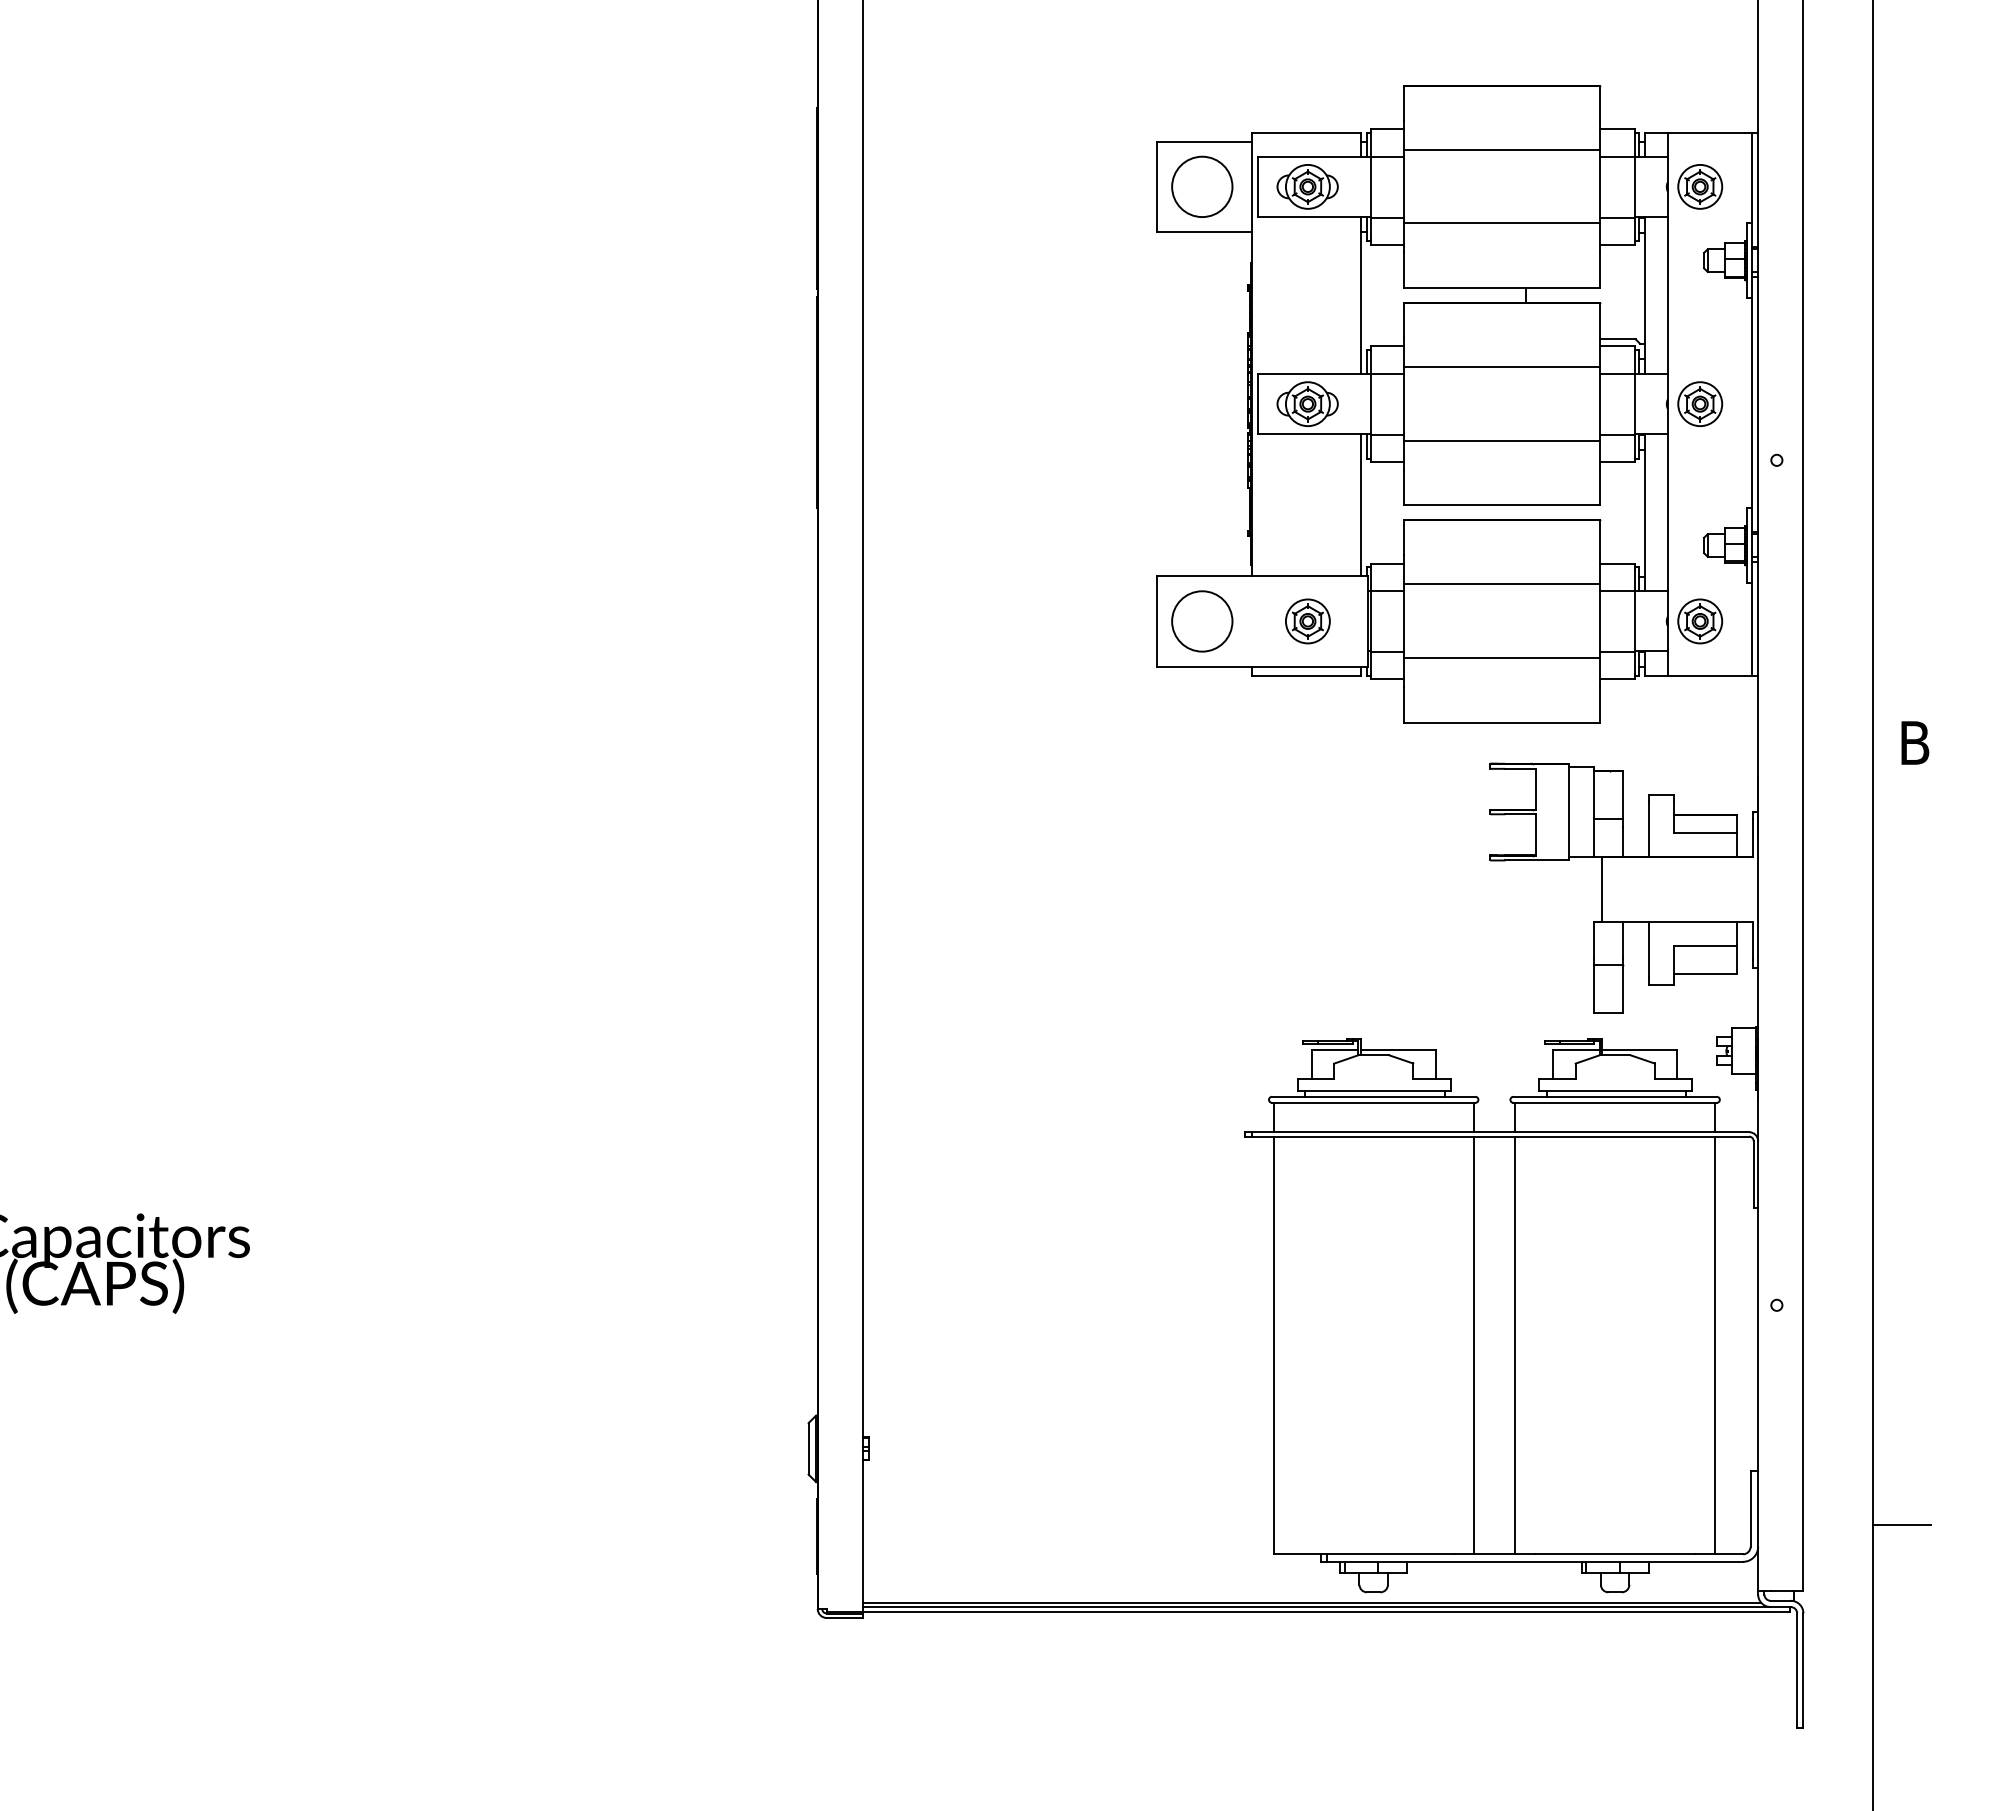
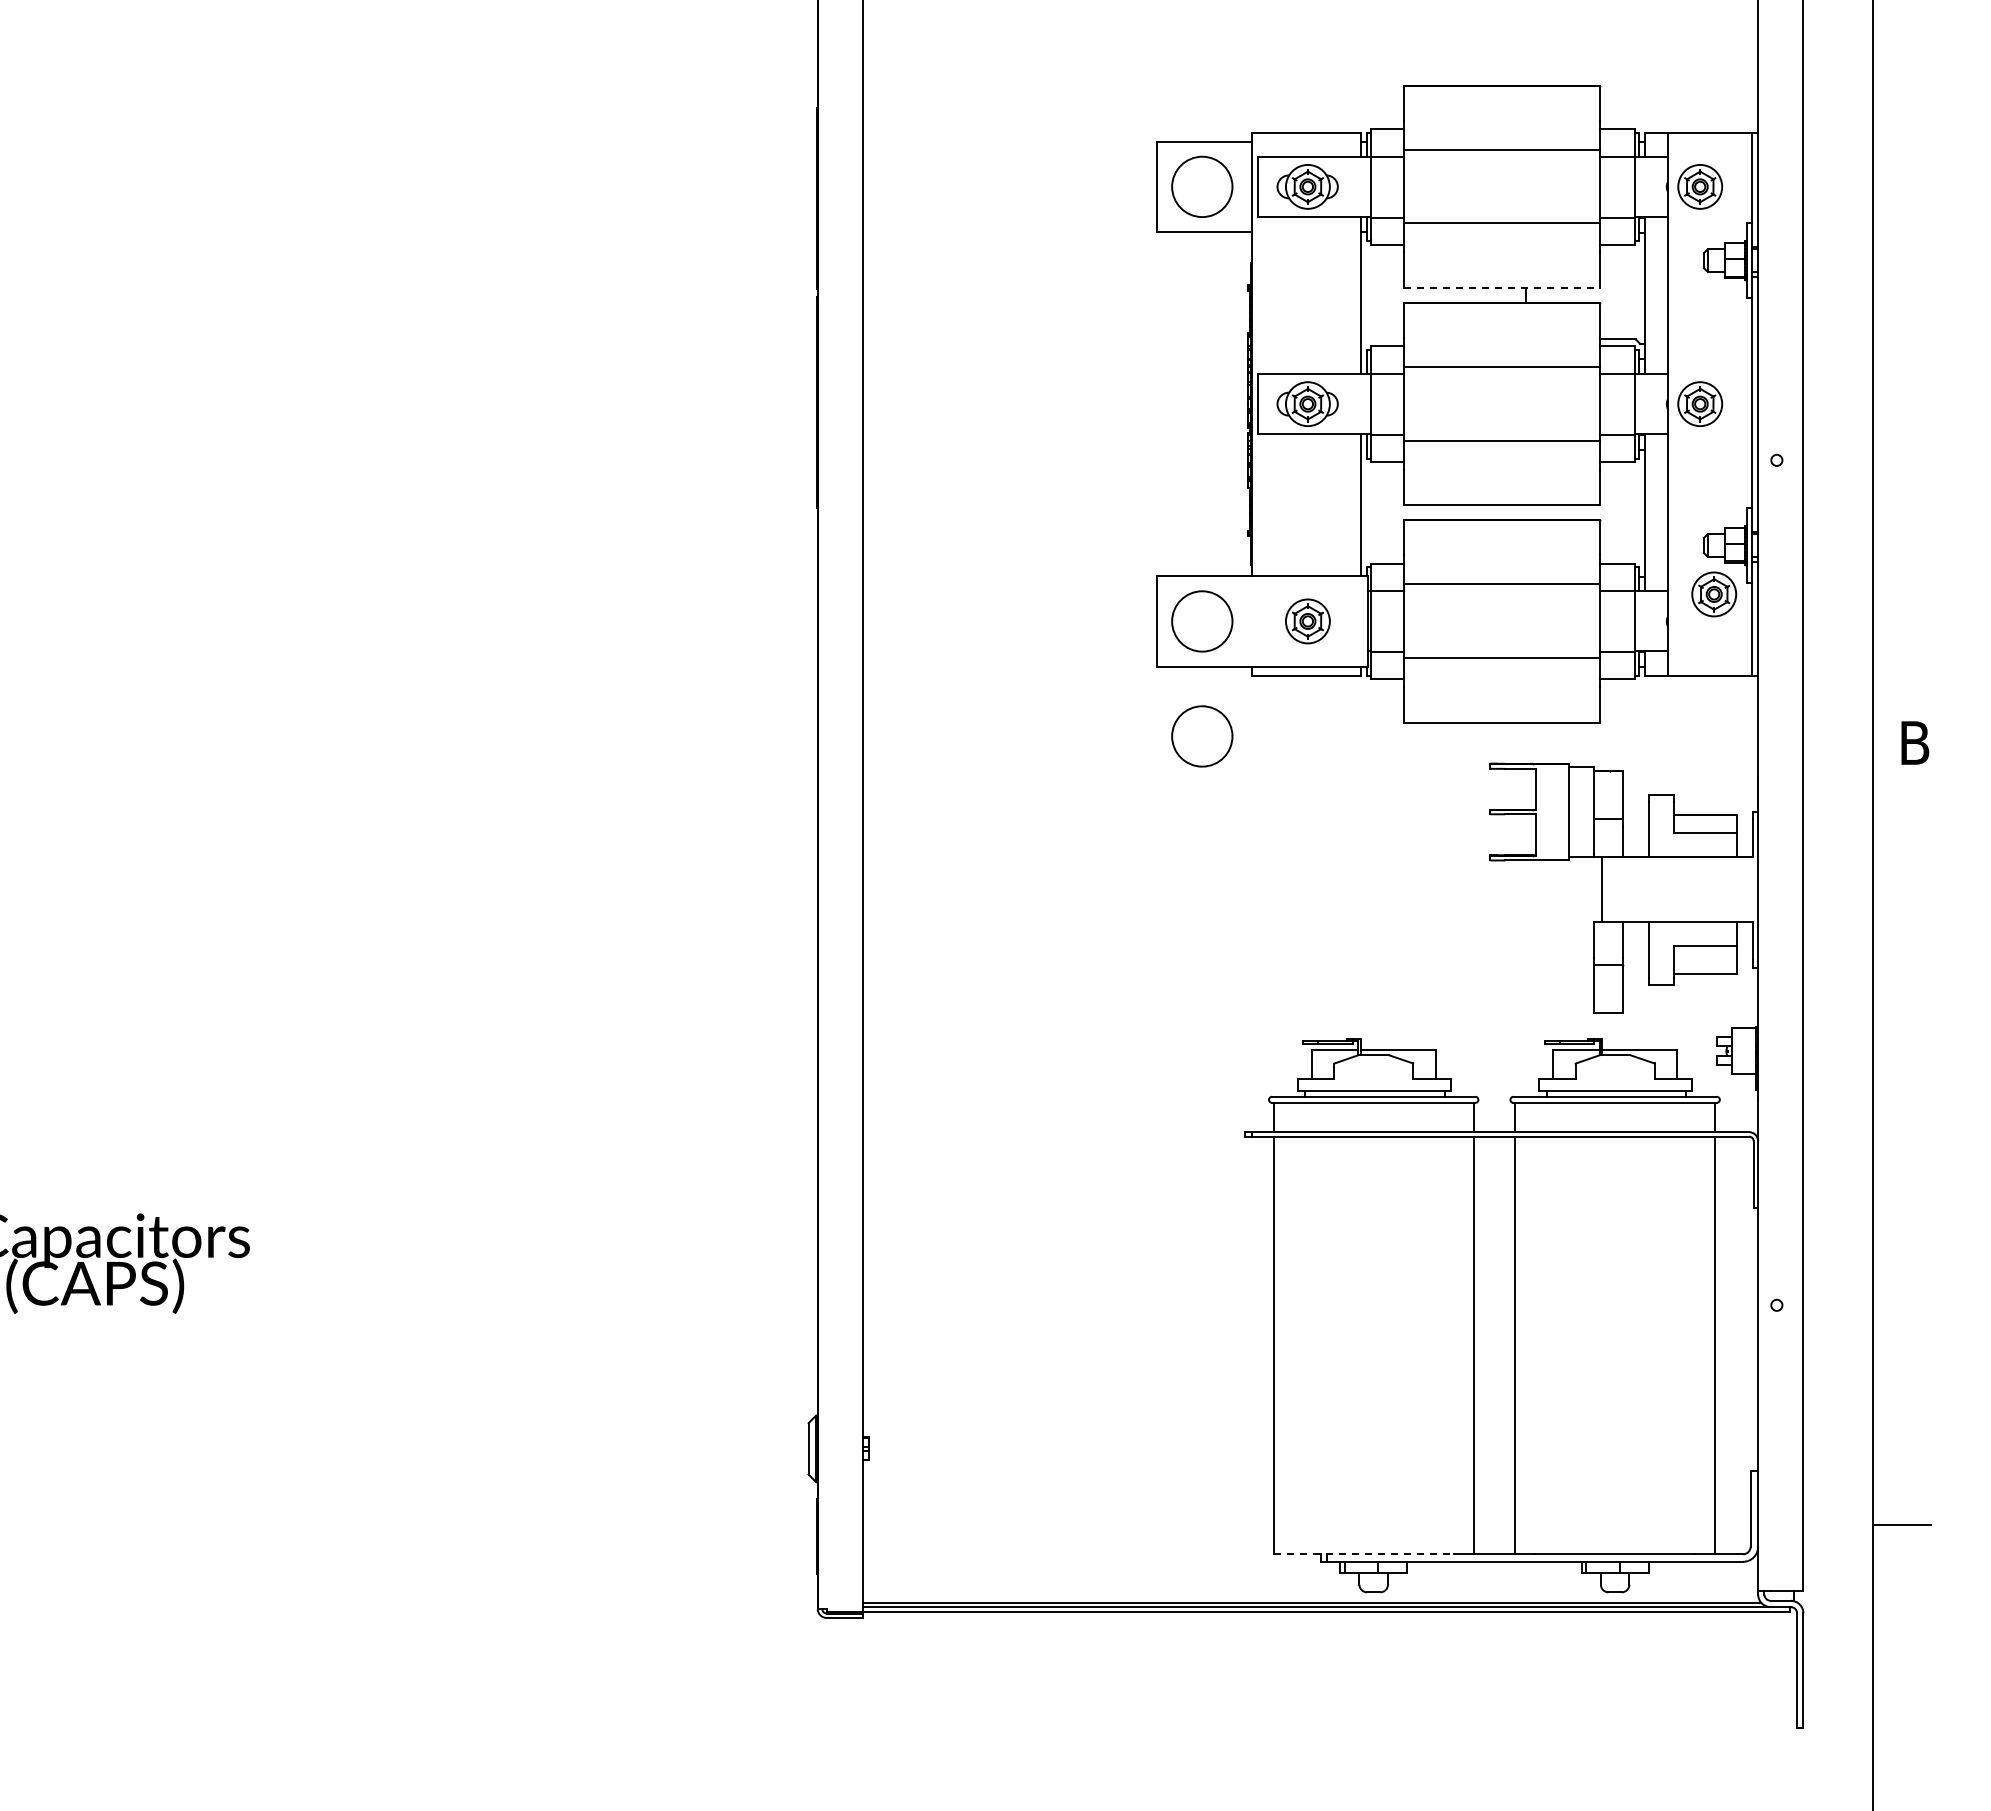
line: solid -> dashed (1502, 288)
part position: (1700, 621) -> (1714, 594) (1714, 594)
circle: none -> present (1202, 736)
line: solid -> dashed (1364, 1554)
